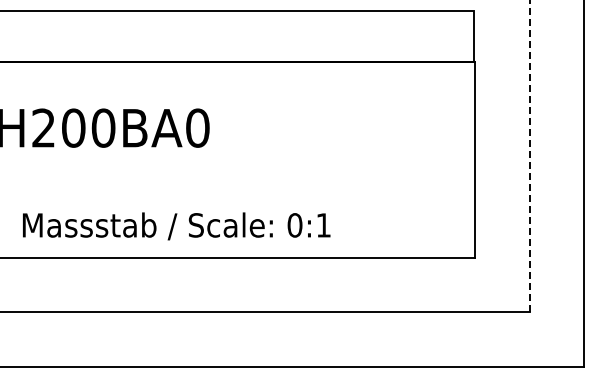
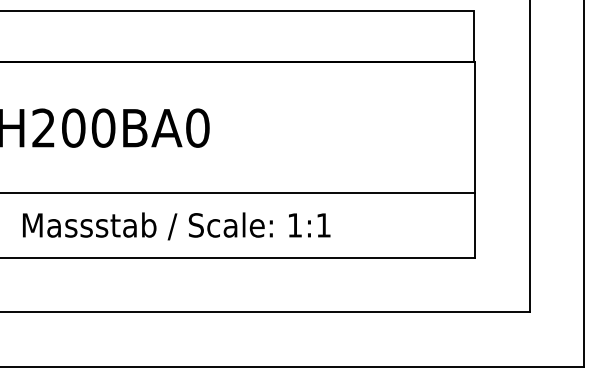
line: dashed -> solid (529, 156)
line: none -> present (238, 192)
text: 0:1 -> 1:1 (294, 225)
